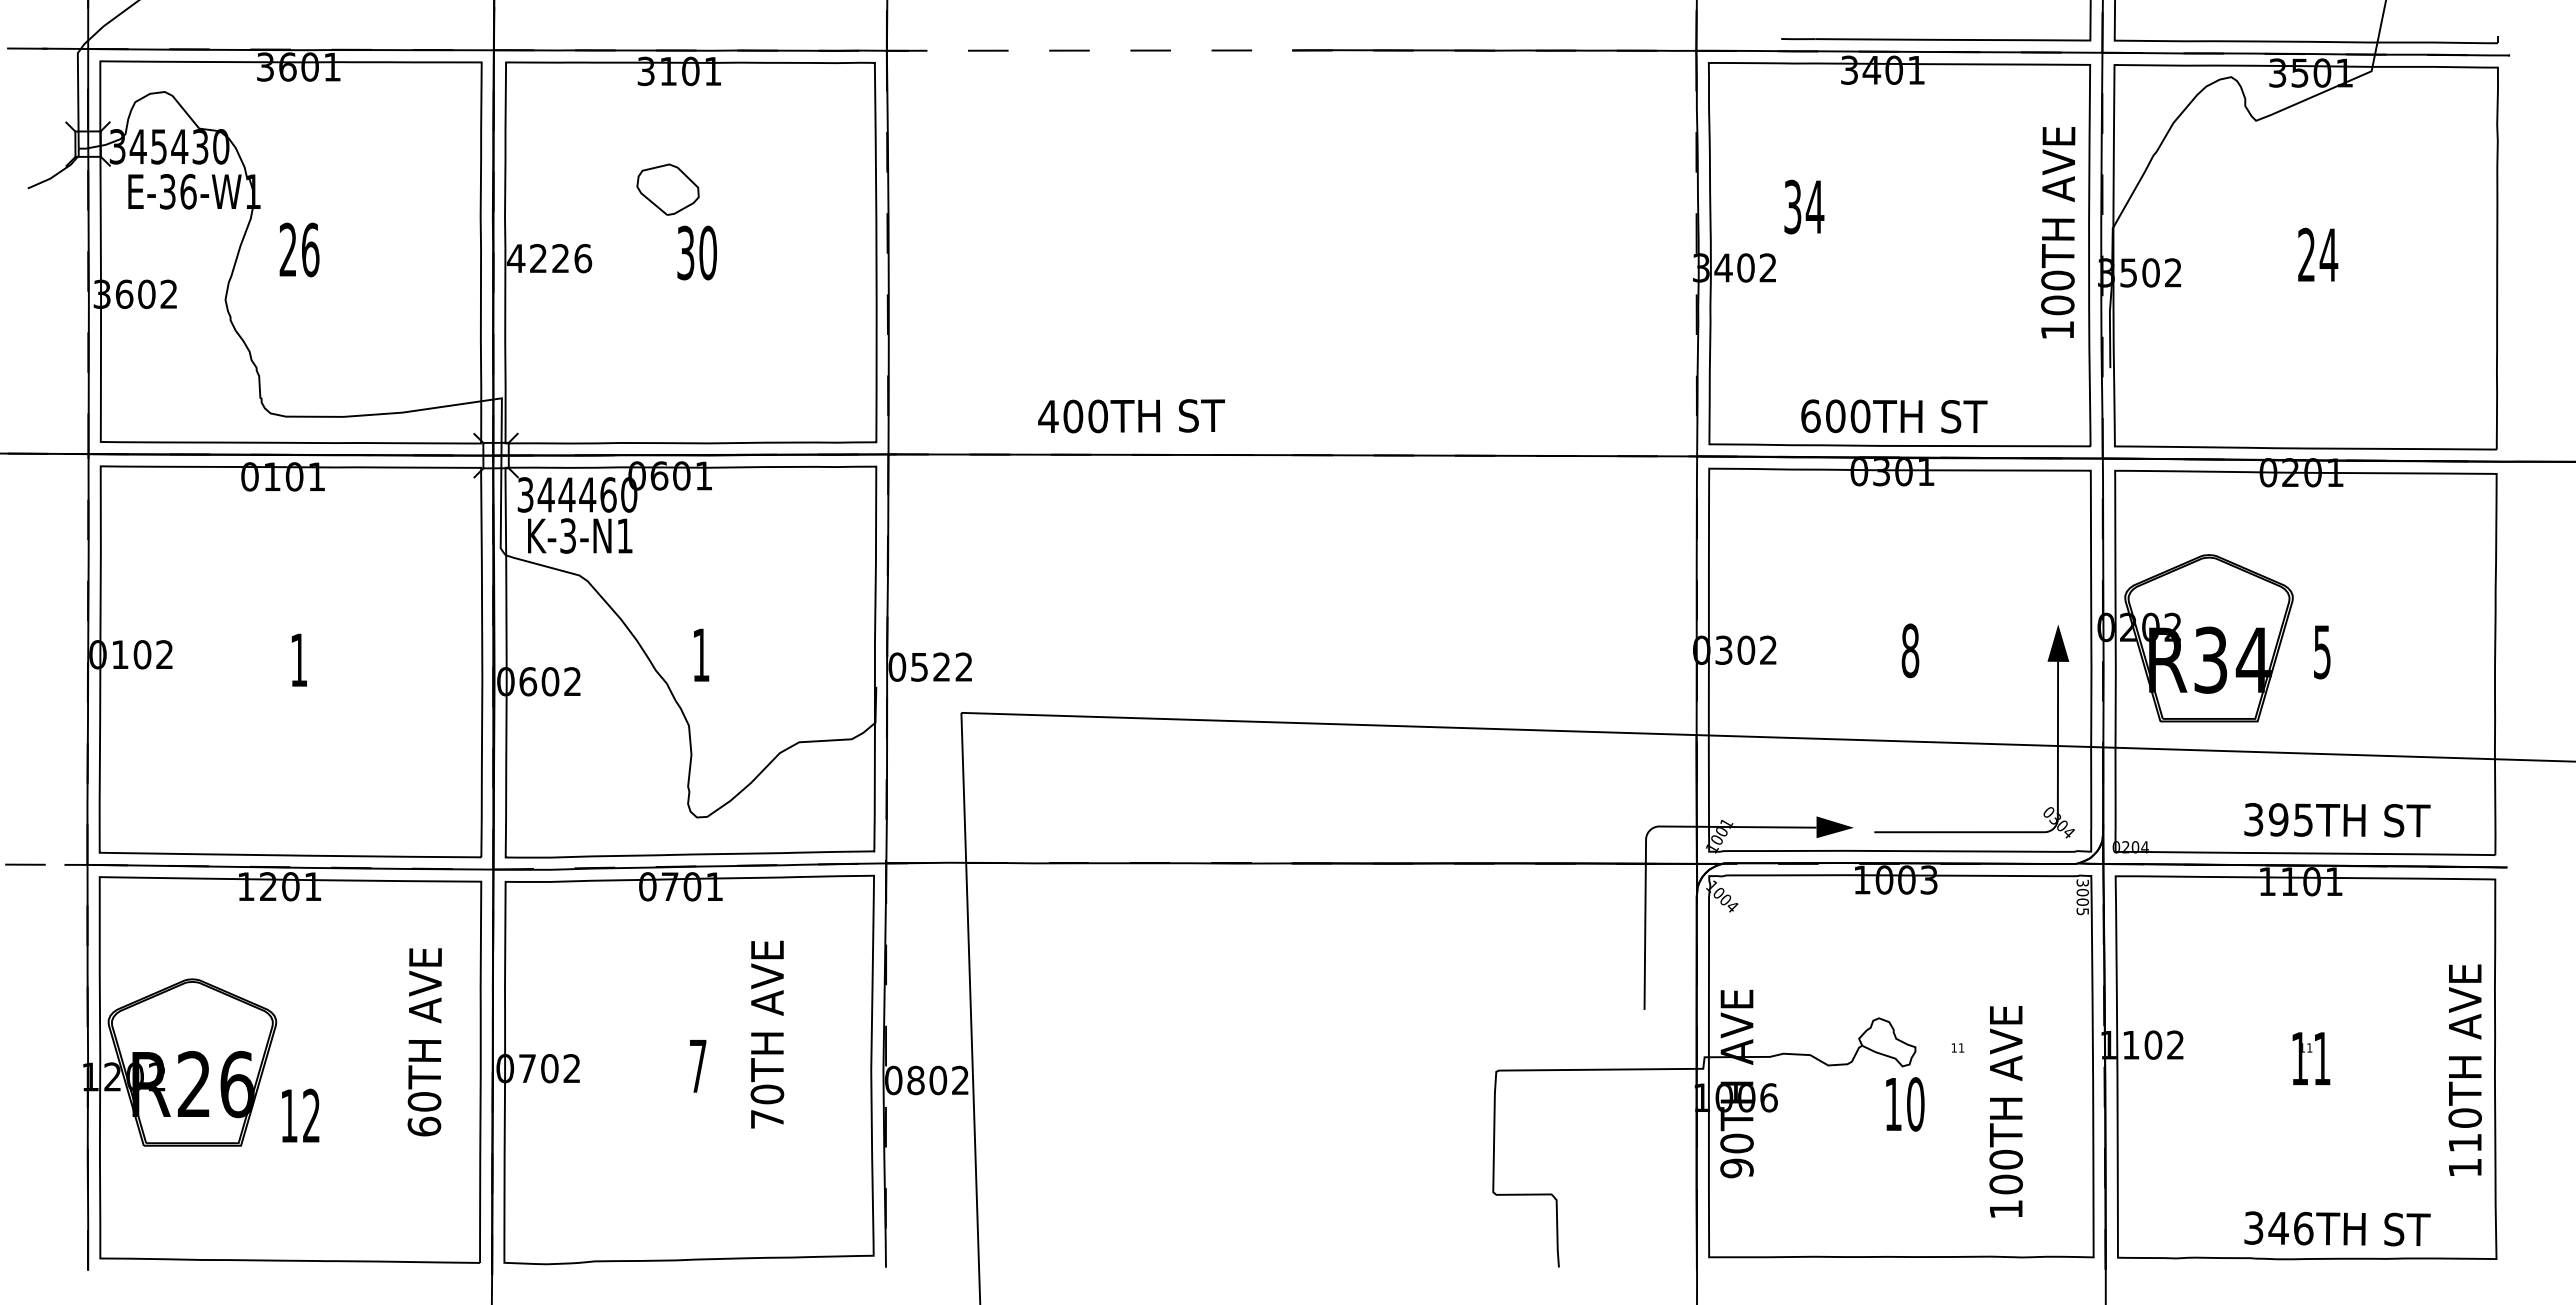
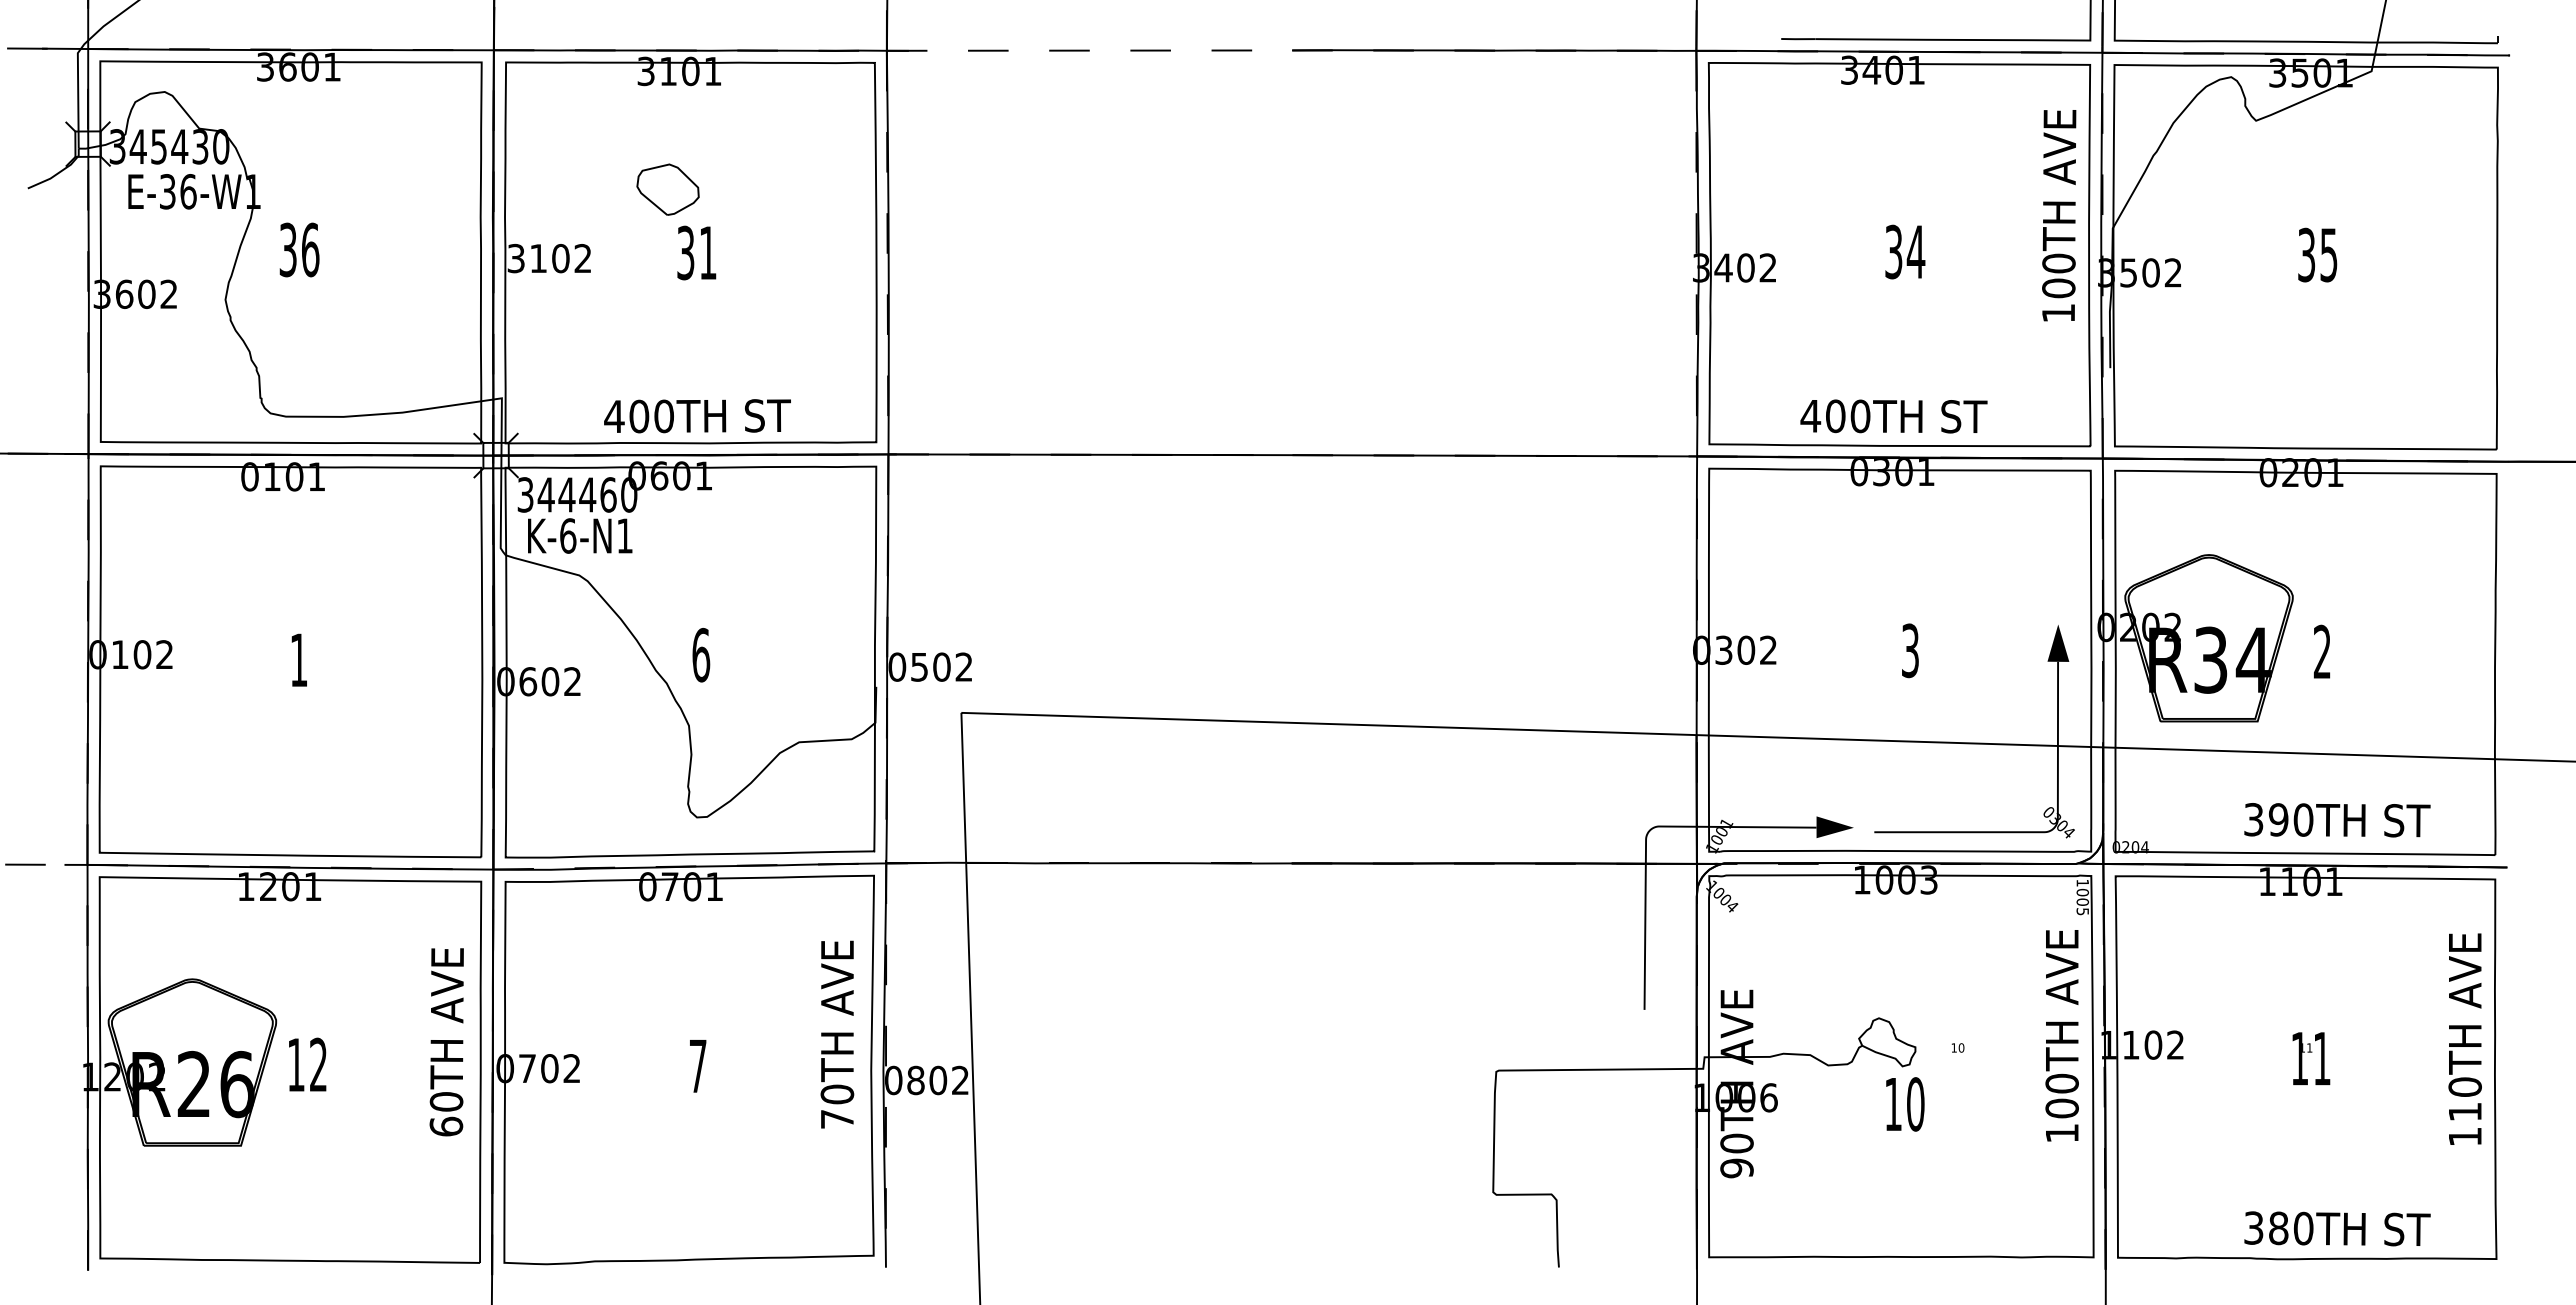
text position: (1804, 206) -> (1905, 251) (1905, 251)
text position: (2058, 232) -> (2059, 215) (2059, 215)
text: 26 -> 36 (287, 250)
text: 30 -> 31 (707, 252)
text: 24 -> 35 (2318, 255)
text: 4226 -> 3102 (549, 258)
text: 600TH -> 400TH (1810, 415)
text position: (1131, 416) -> (697, 416) (697, 416)
text: K-3-N1 -> K-6-N1 (568, 535)
text: 8 -> 3 (1910, 650)
text: 5 -> 2 (2321, 651)
text: 1 -> 6 (701, 654)
text: 0522 -> 0502 (941, 666)
text: 395TH -> 390TH (2303, 819)
text: 3005 -> 1005 (2082, 882)
text position: (767, 1034) -> (837, 1034) (837, 1034)
text position: (424, 1042) -> (446, 1042) (446, 1042)
text: 11 -> 10 (1961, 1047)
text position: (2464, 1069) -> (2464, 1038) (2464, 1038)
text position: (2005, 1111) -> (2061, 1035) (2061, 1035)
text position: (300, 1115) -> (307, 1064) (307, 1064)
text: 346TH -> 380TH (2290, 1228)
